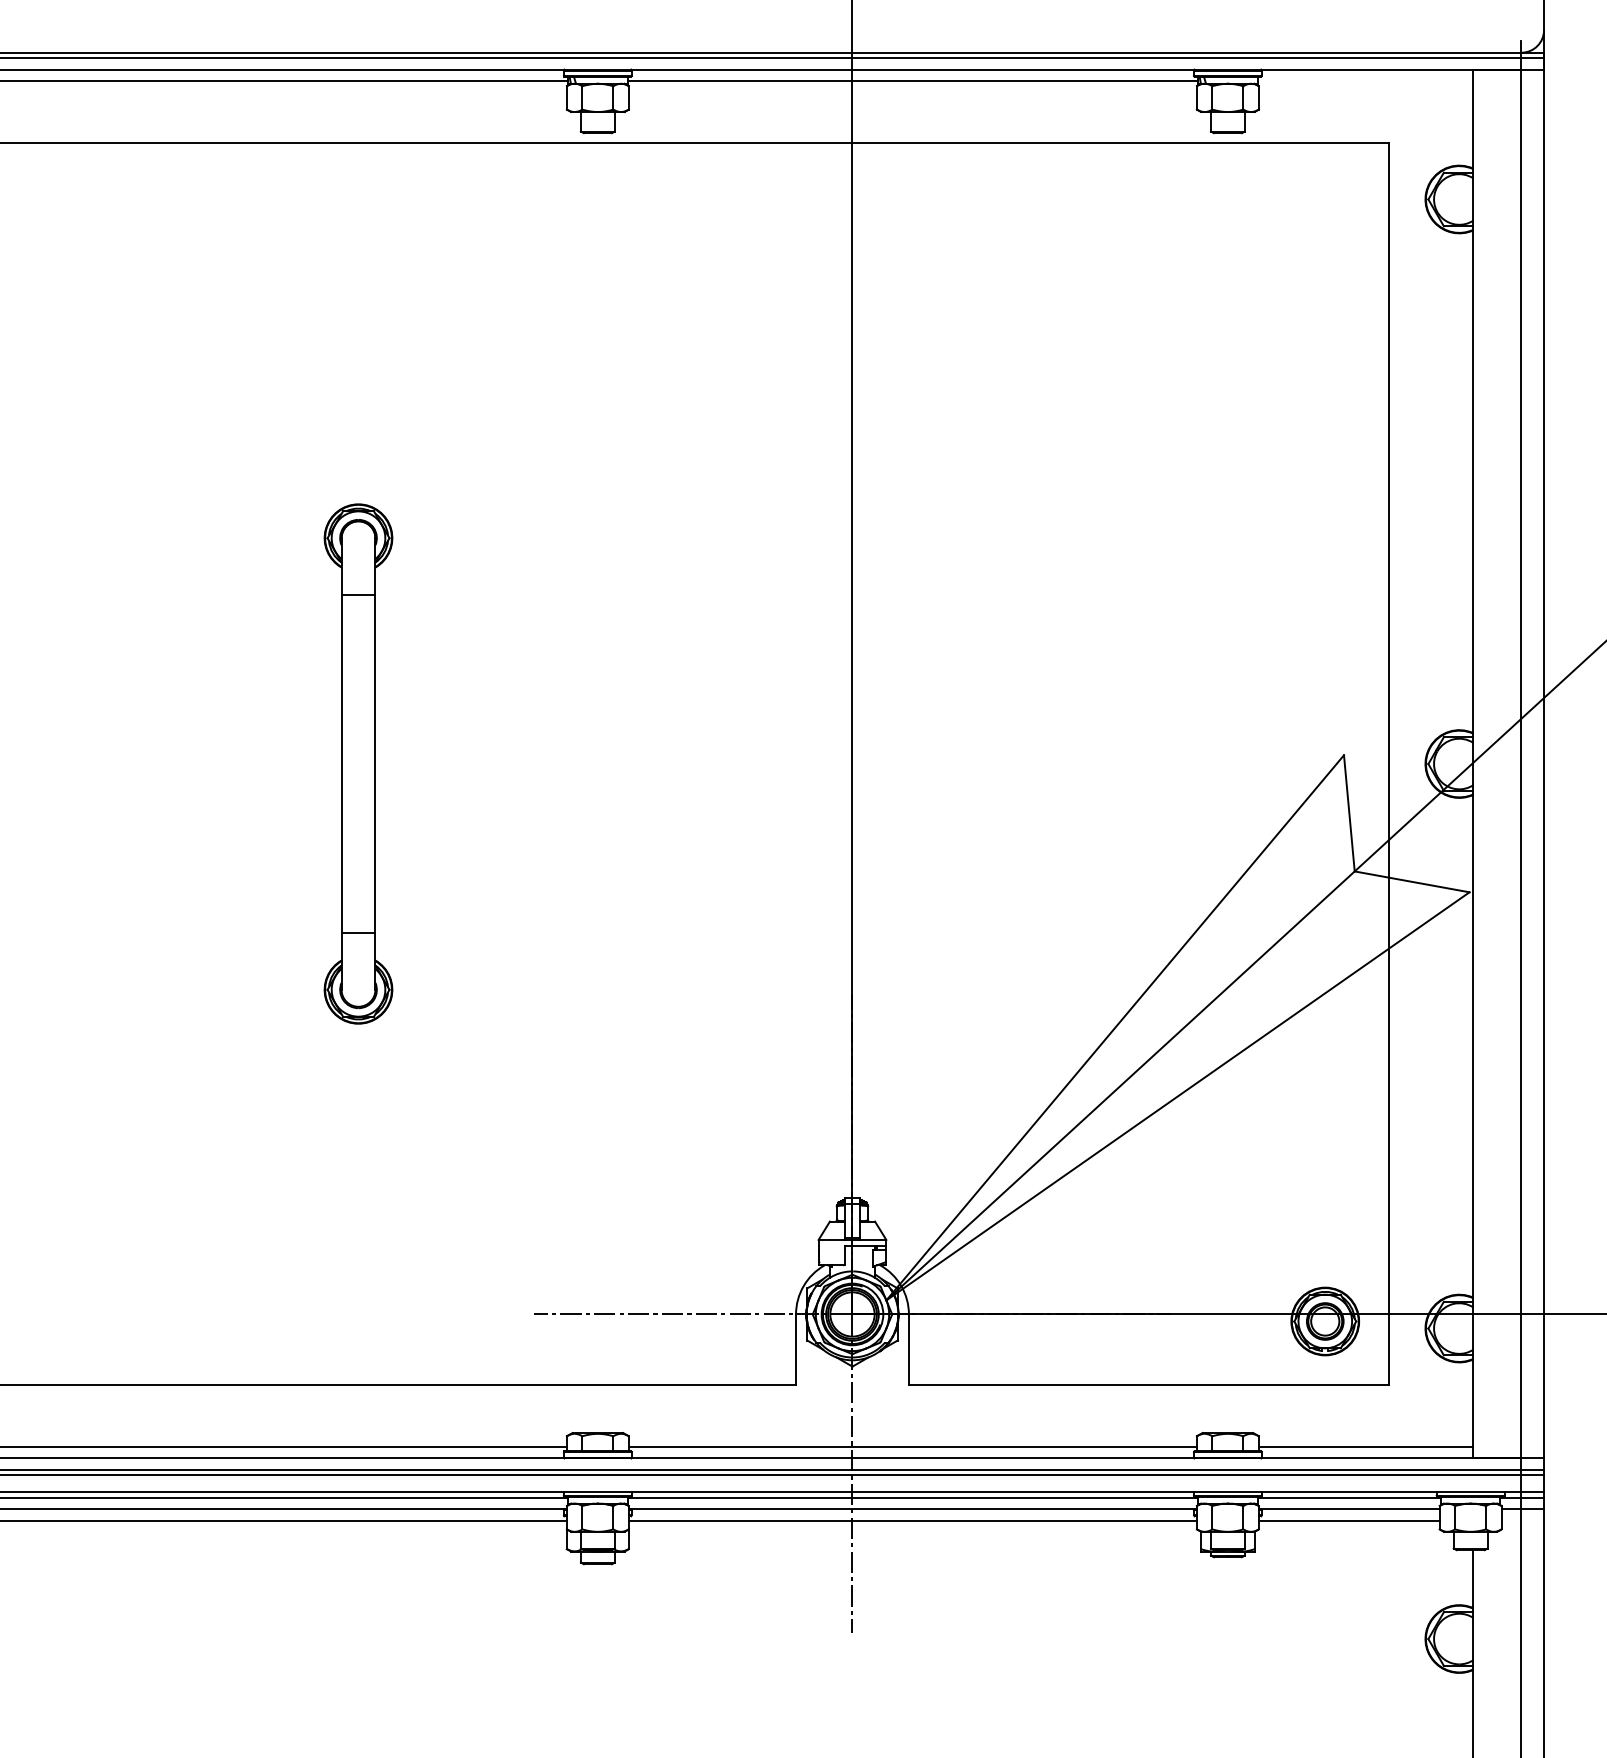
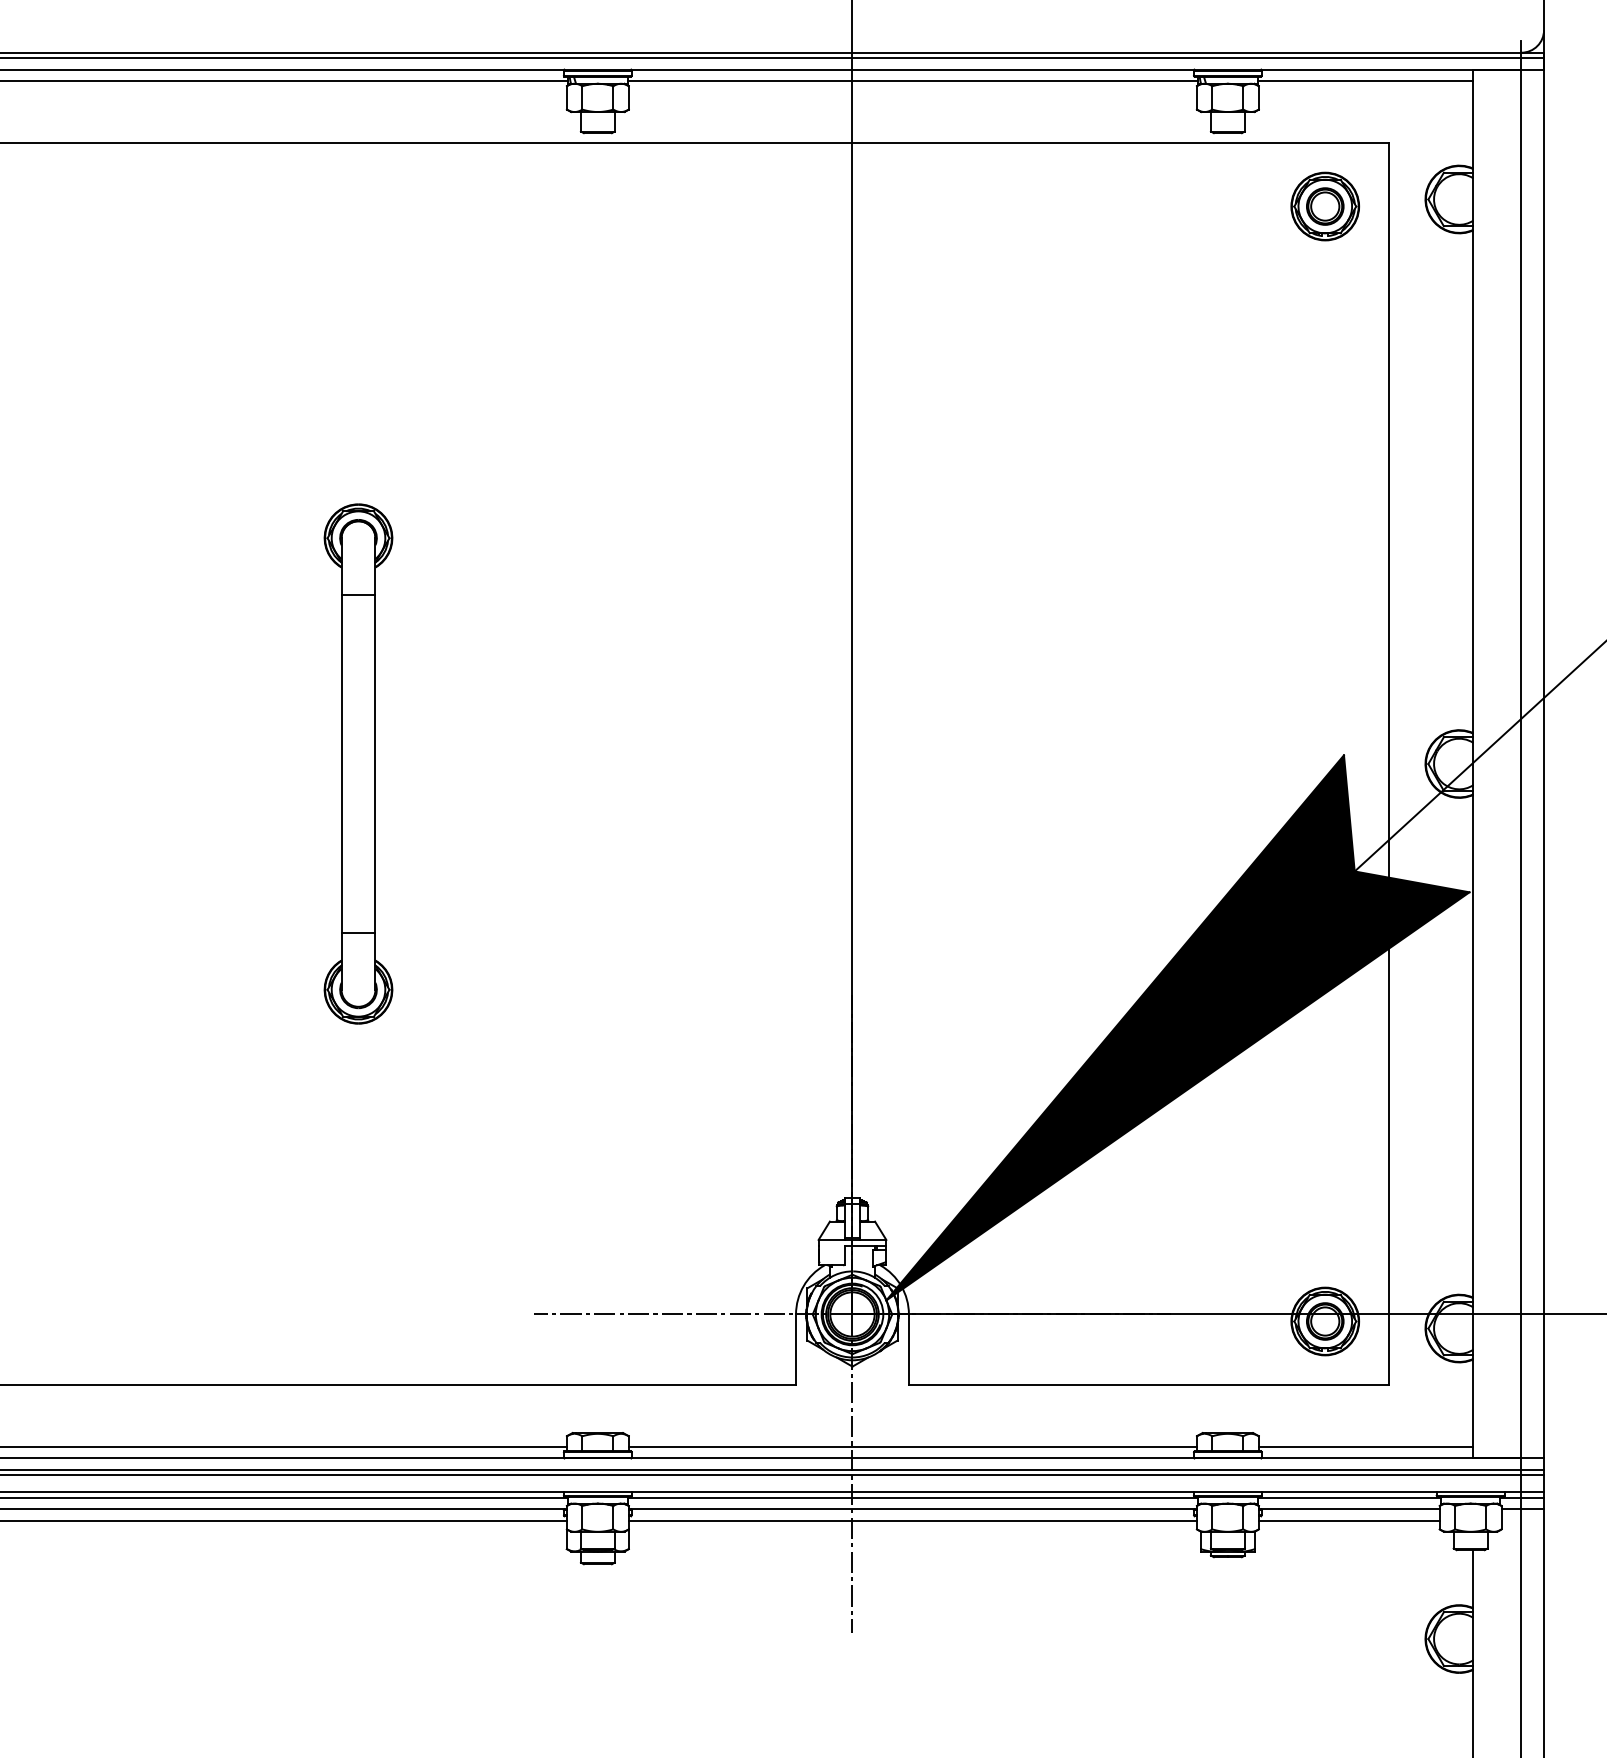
line: none -> present (1365, 80)
part: none -> present (1324, 206)
fill: none -> present (1177, 1027)
